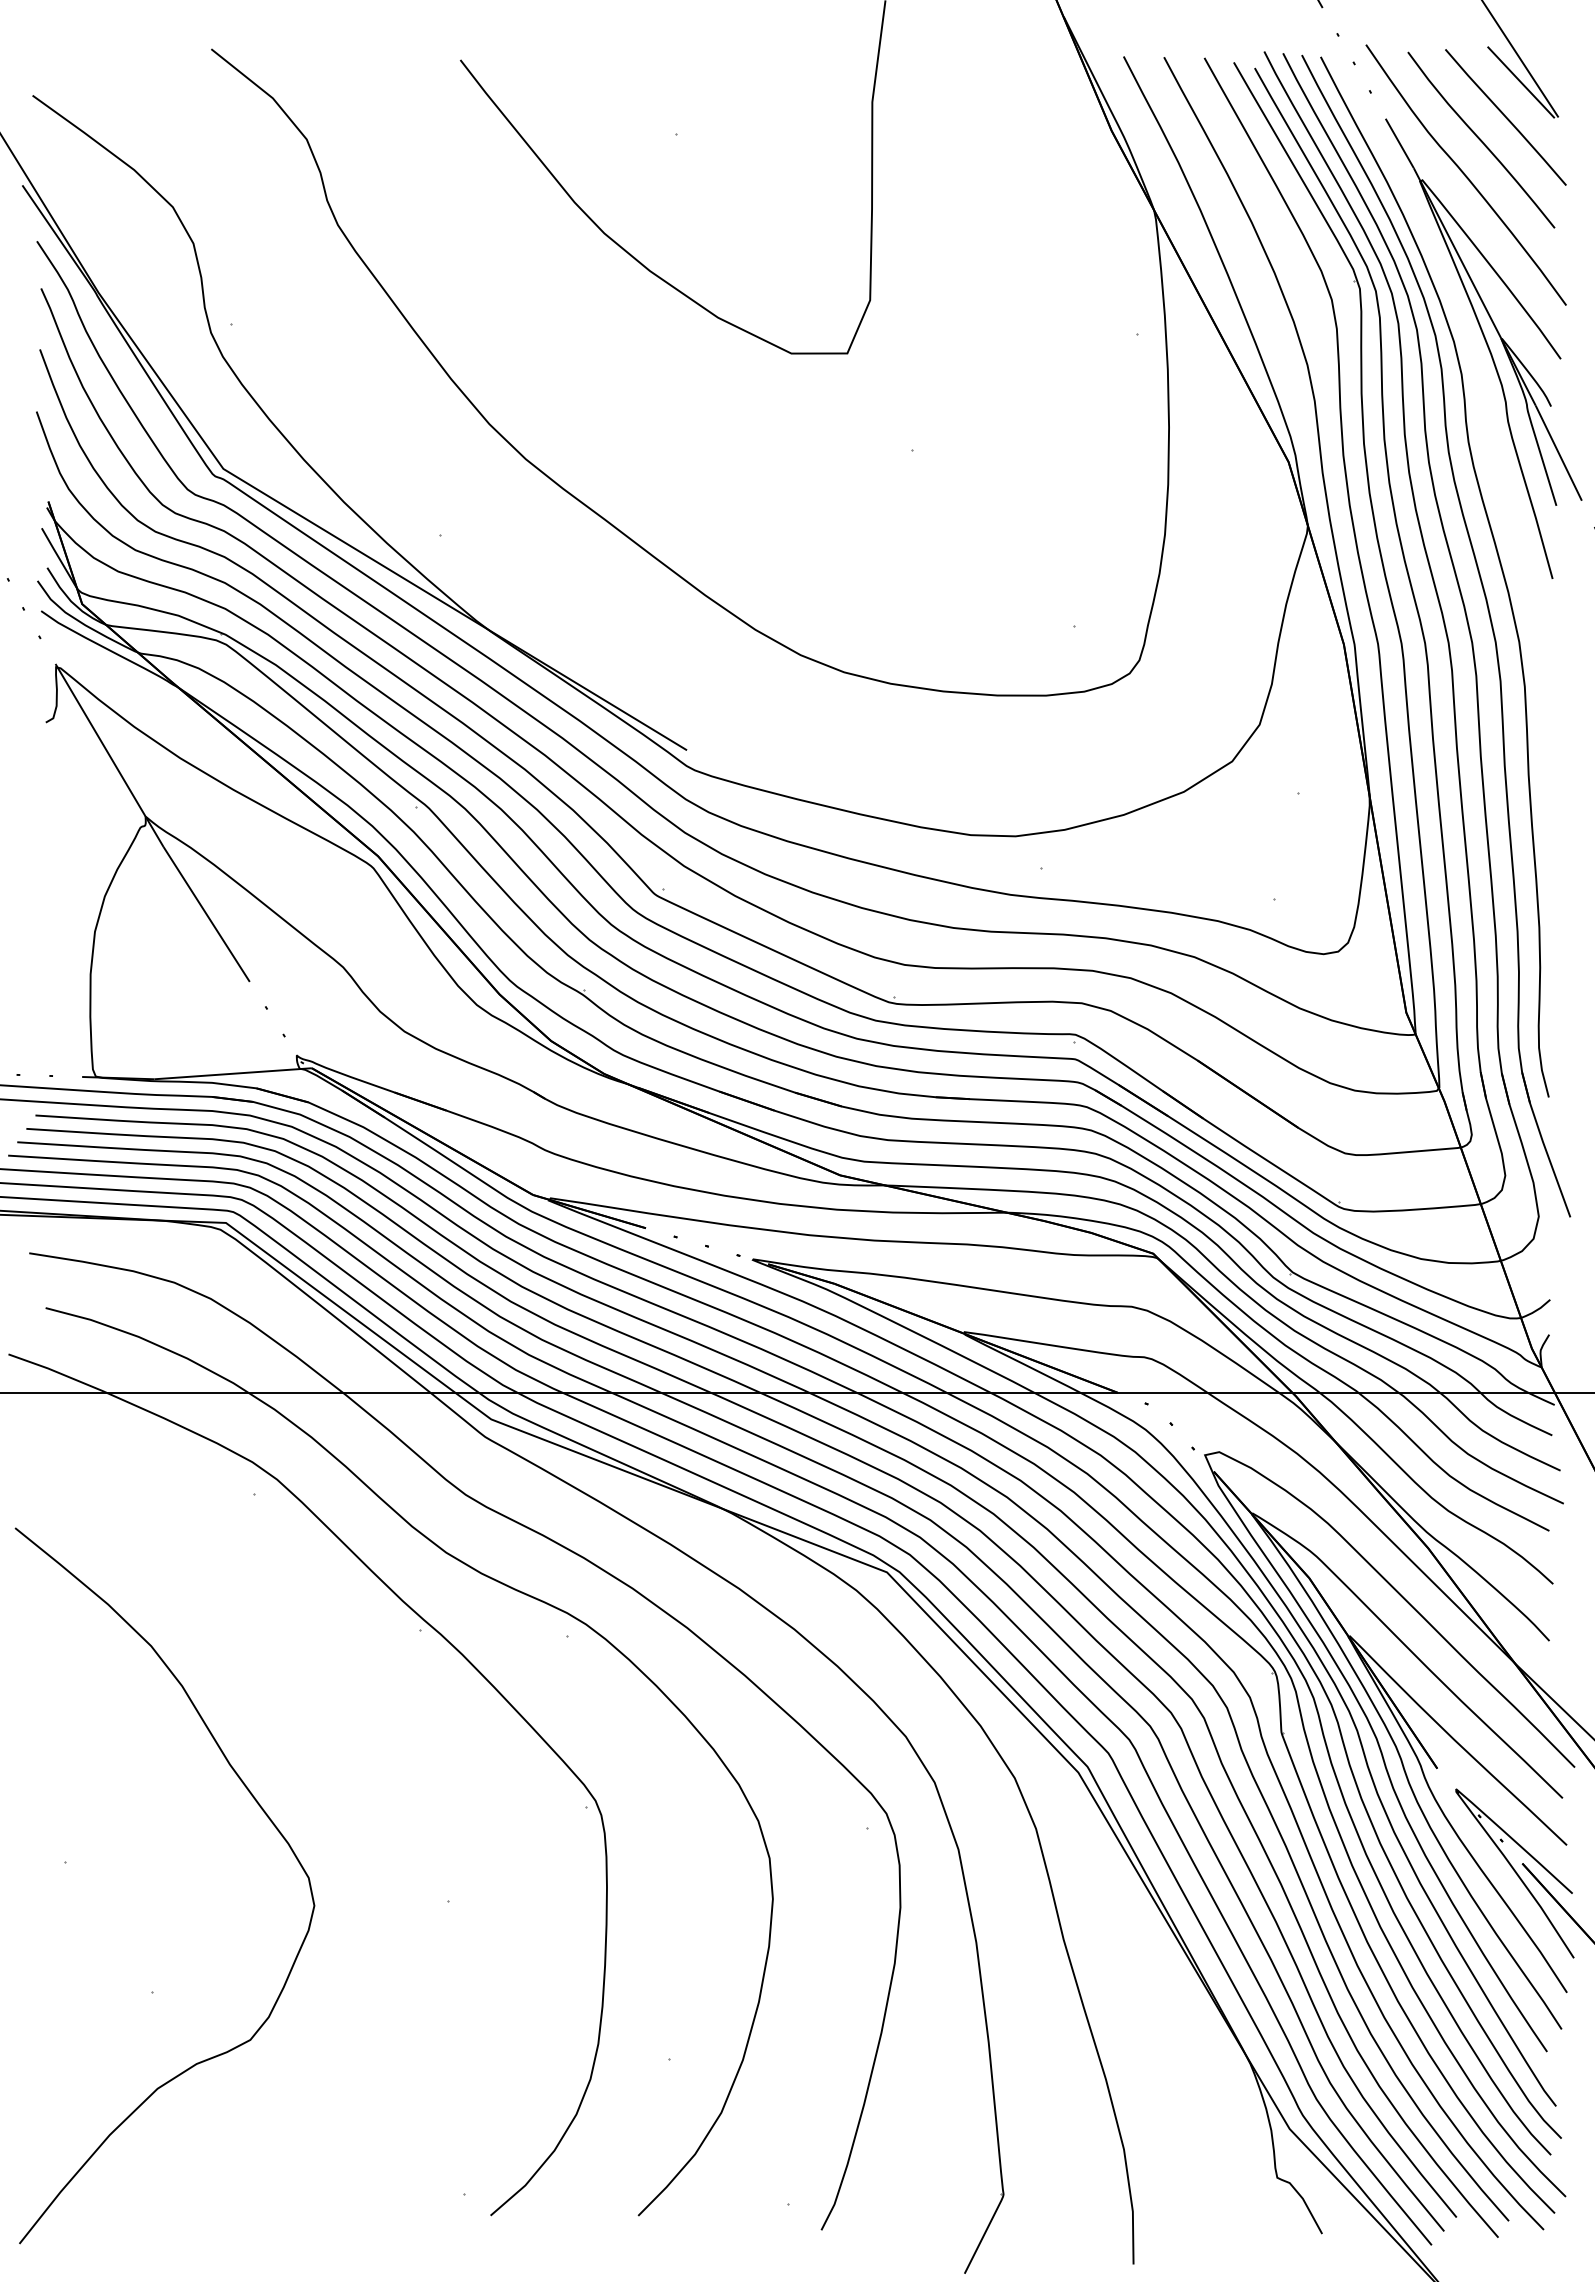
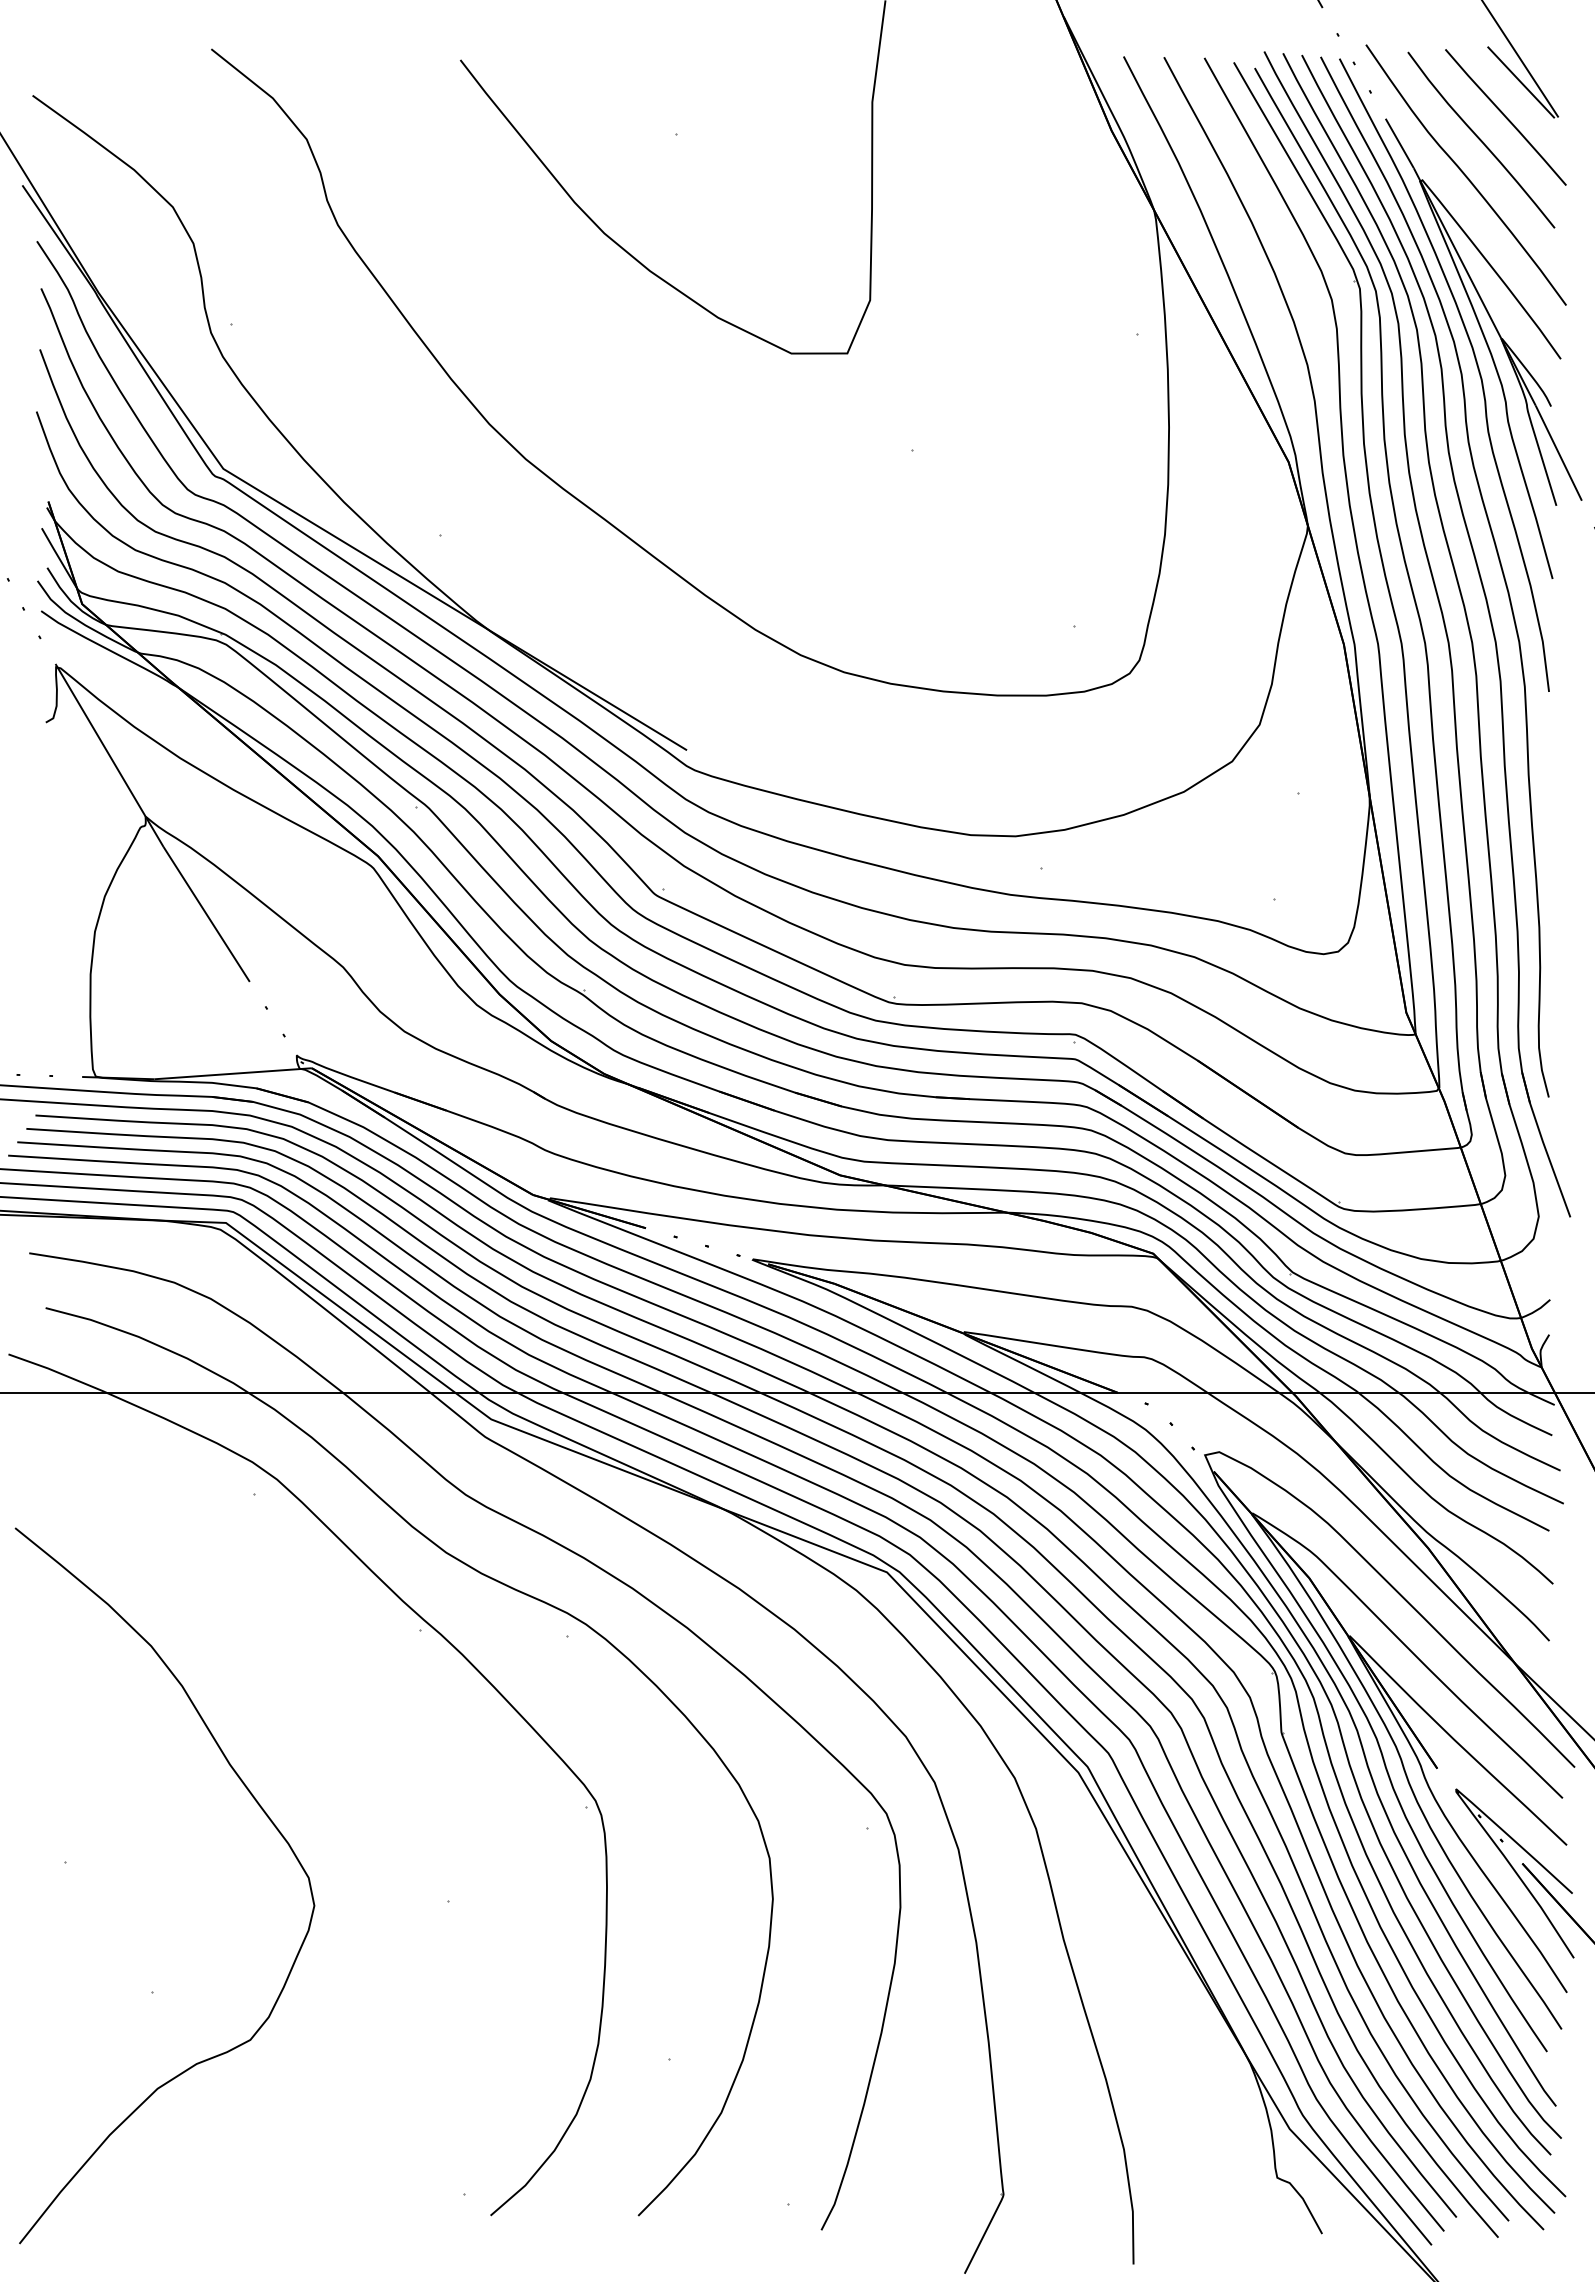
curve: none -> present (1475, 362)
